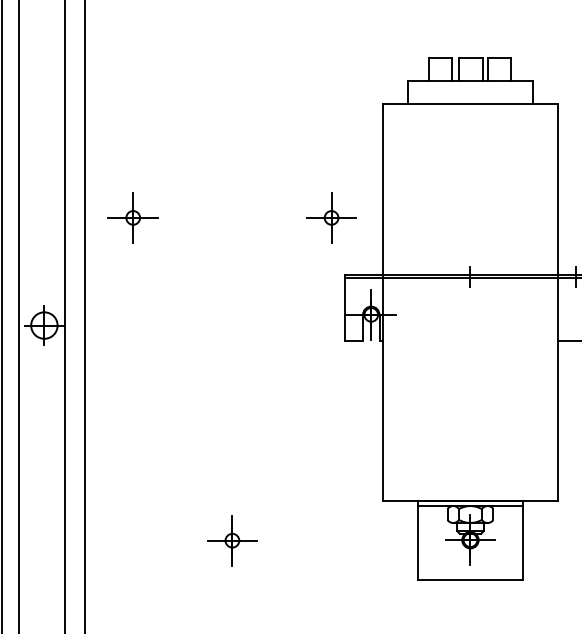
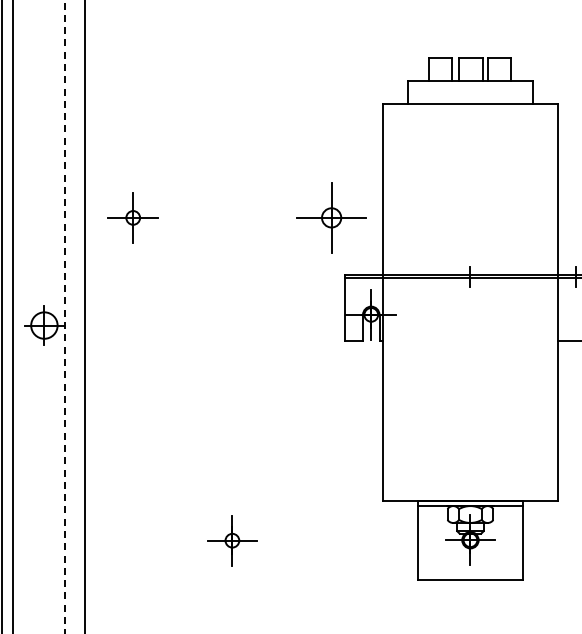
part size: 51x52 px -> 71x72 px (331, 217)
line position: (19, 316) -> (13, 316) (13, 316)
line: solid -> dashed (65, 317)
